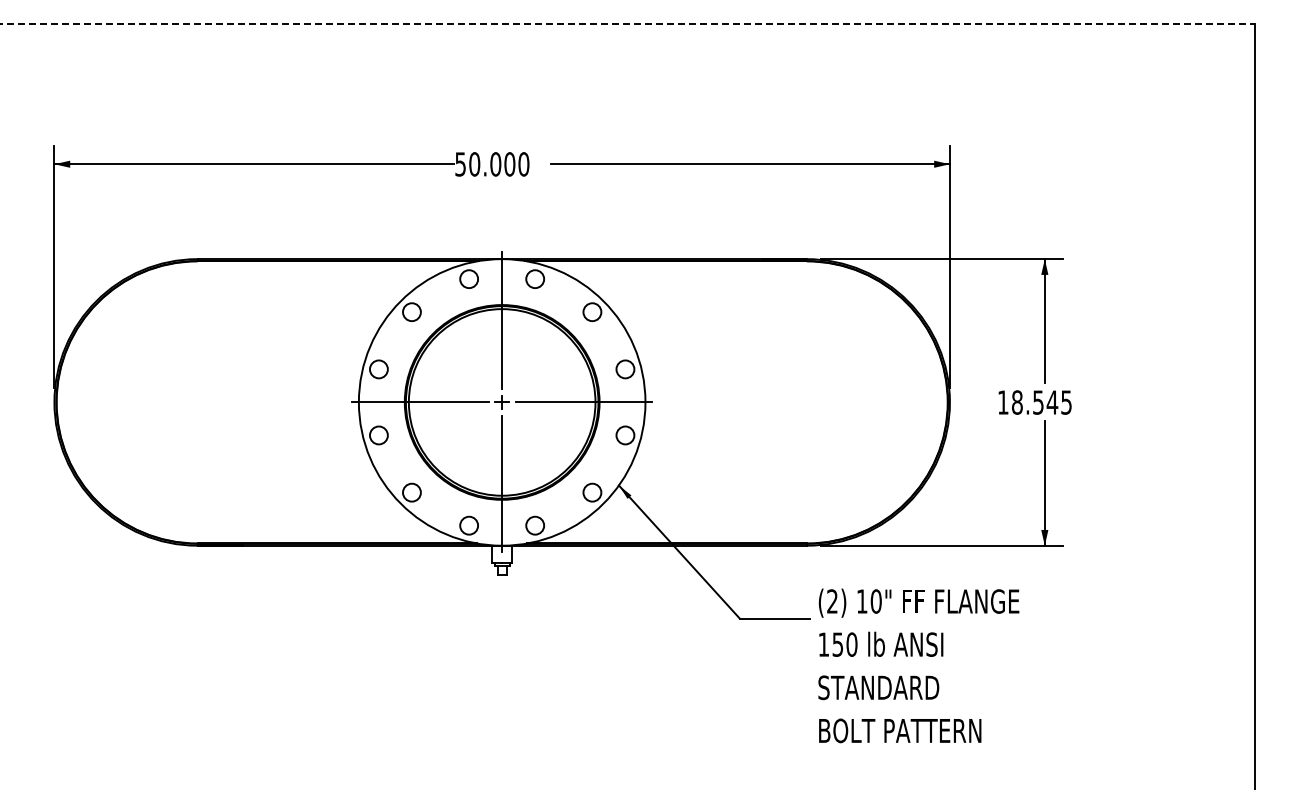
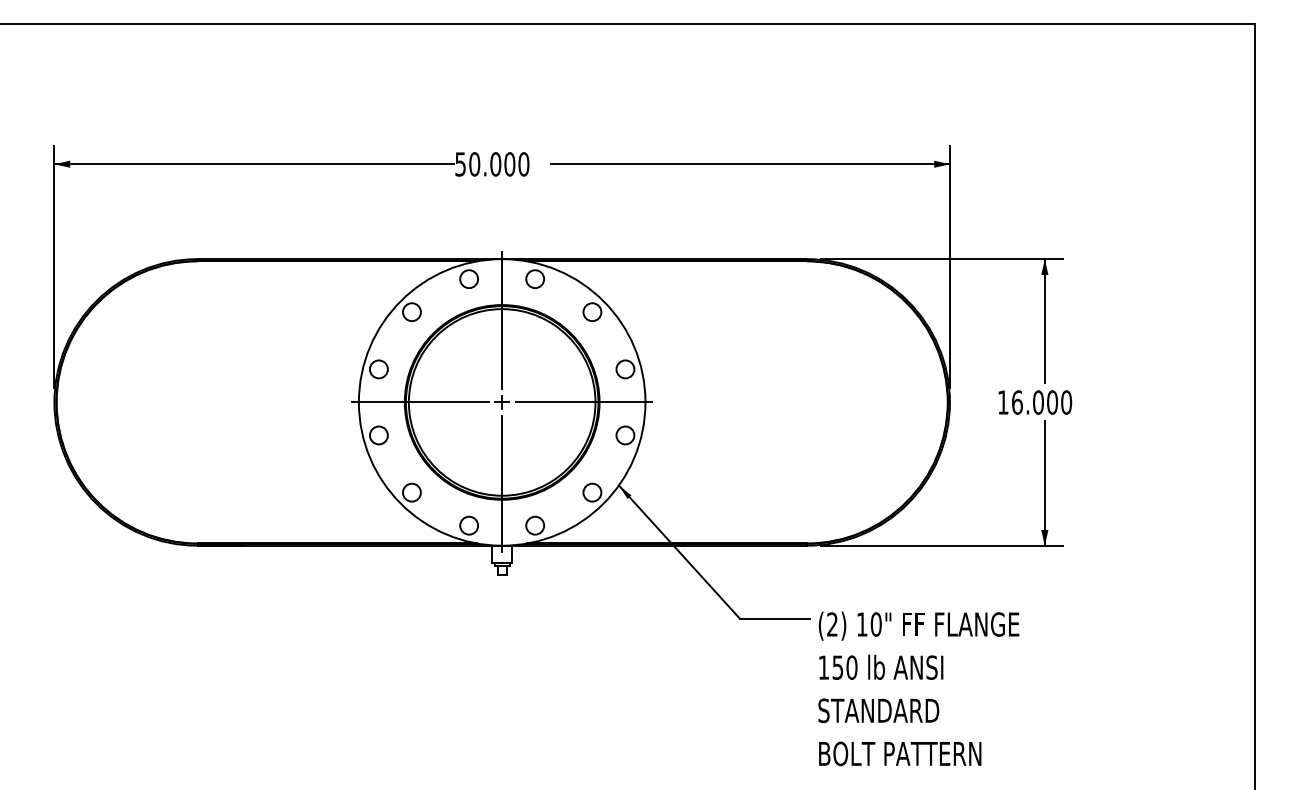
line: dashed -> solid (628, 23)
text: 18.545 -> 16.000 (1042, 402)
text position: (918, 665) -> (918, 688) (918, 688)
